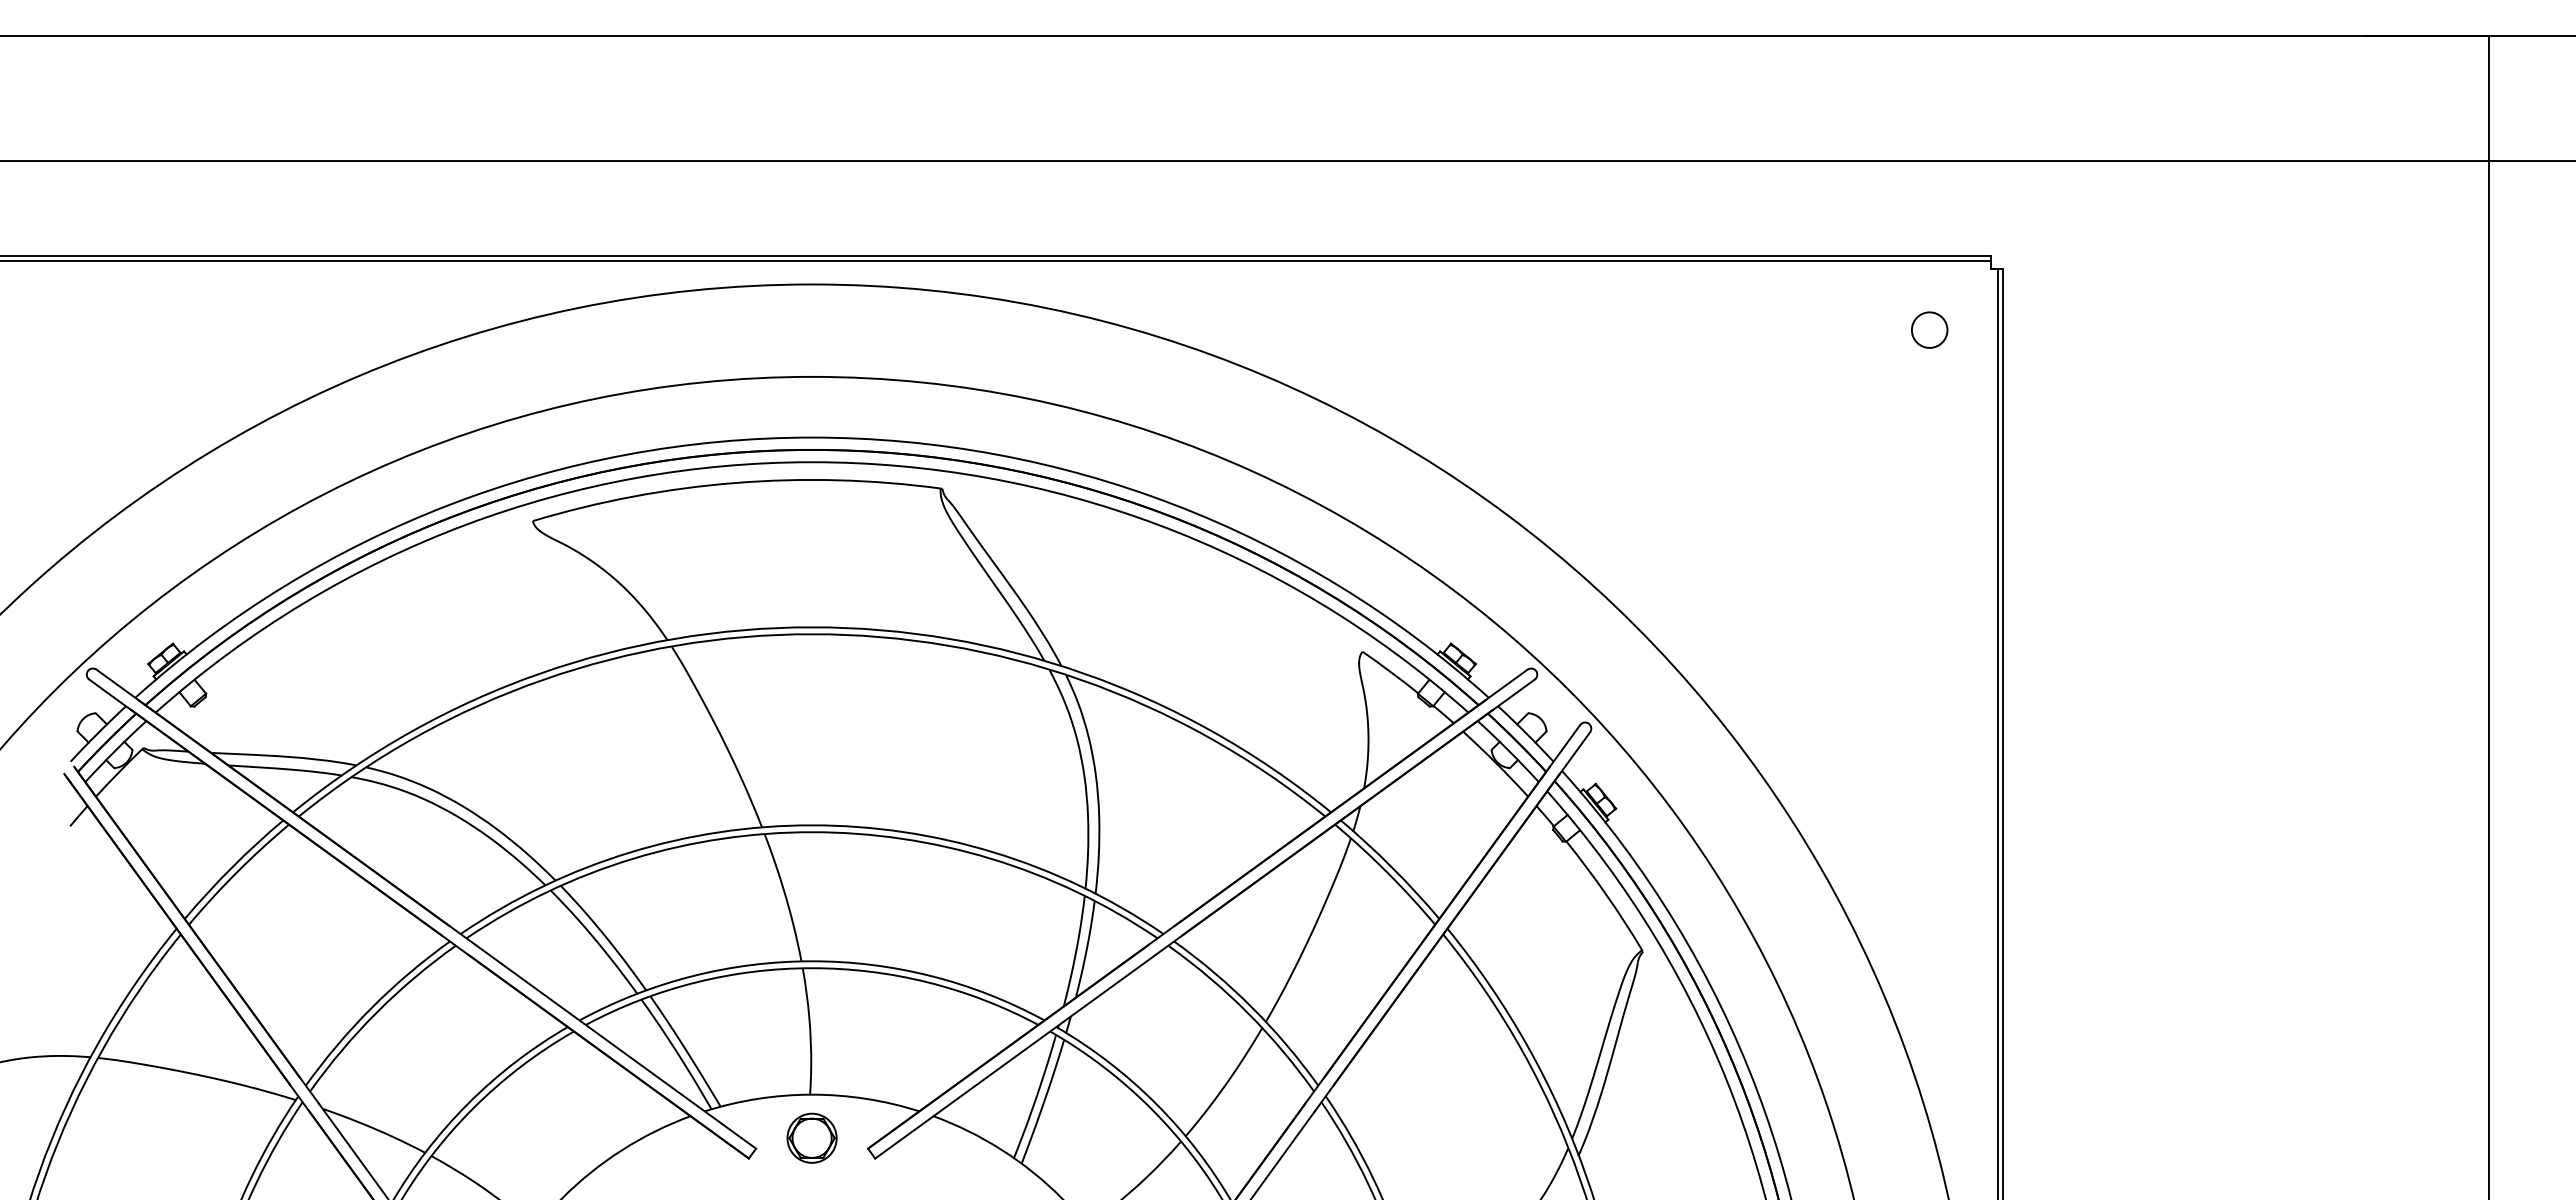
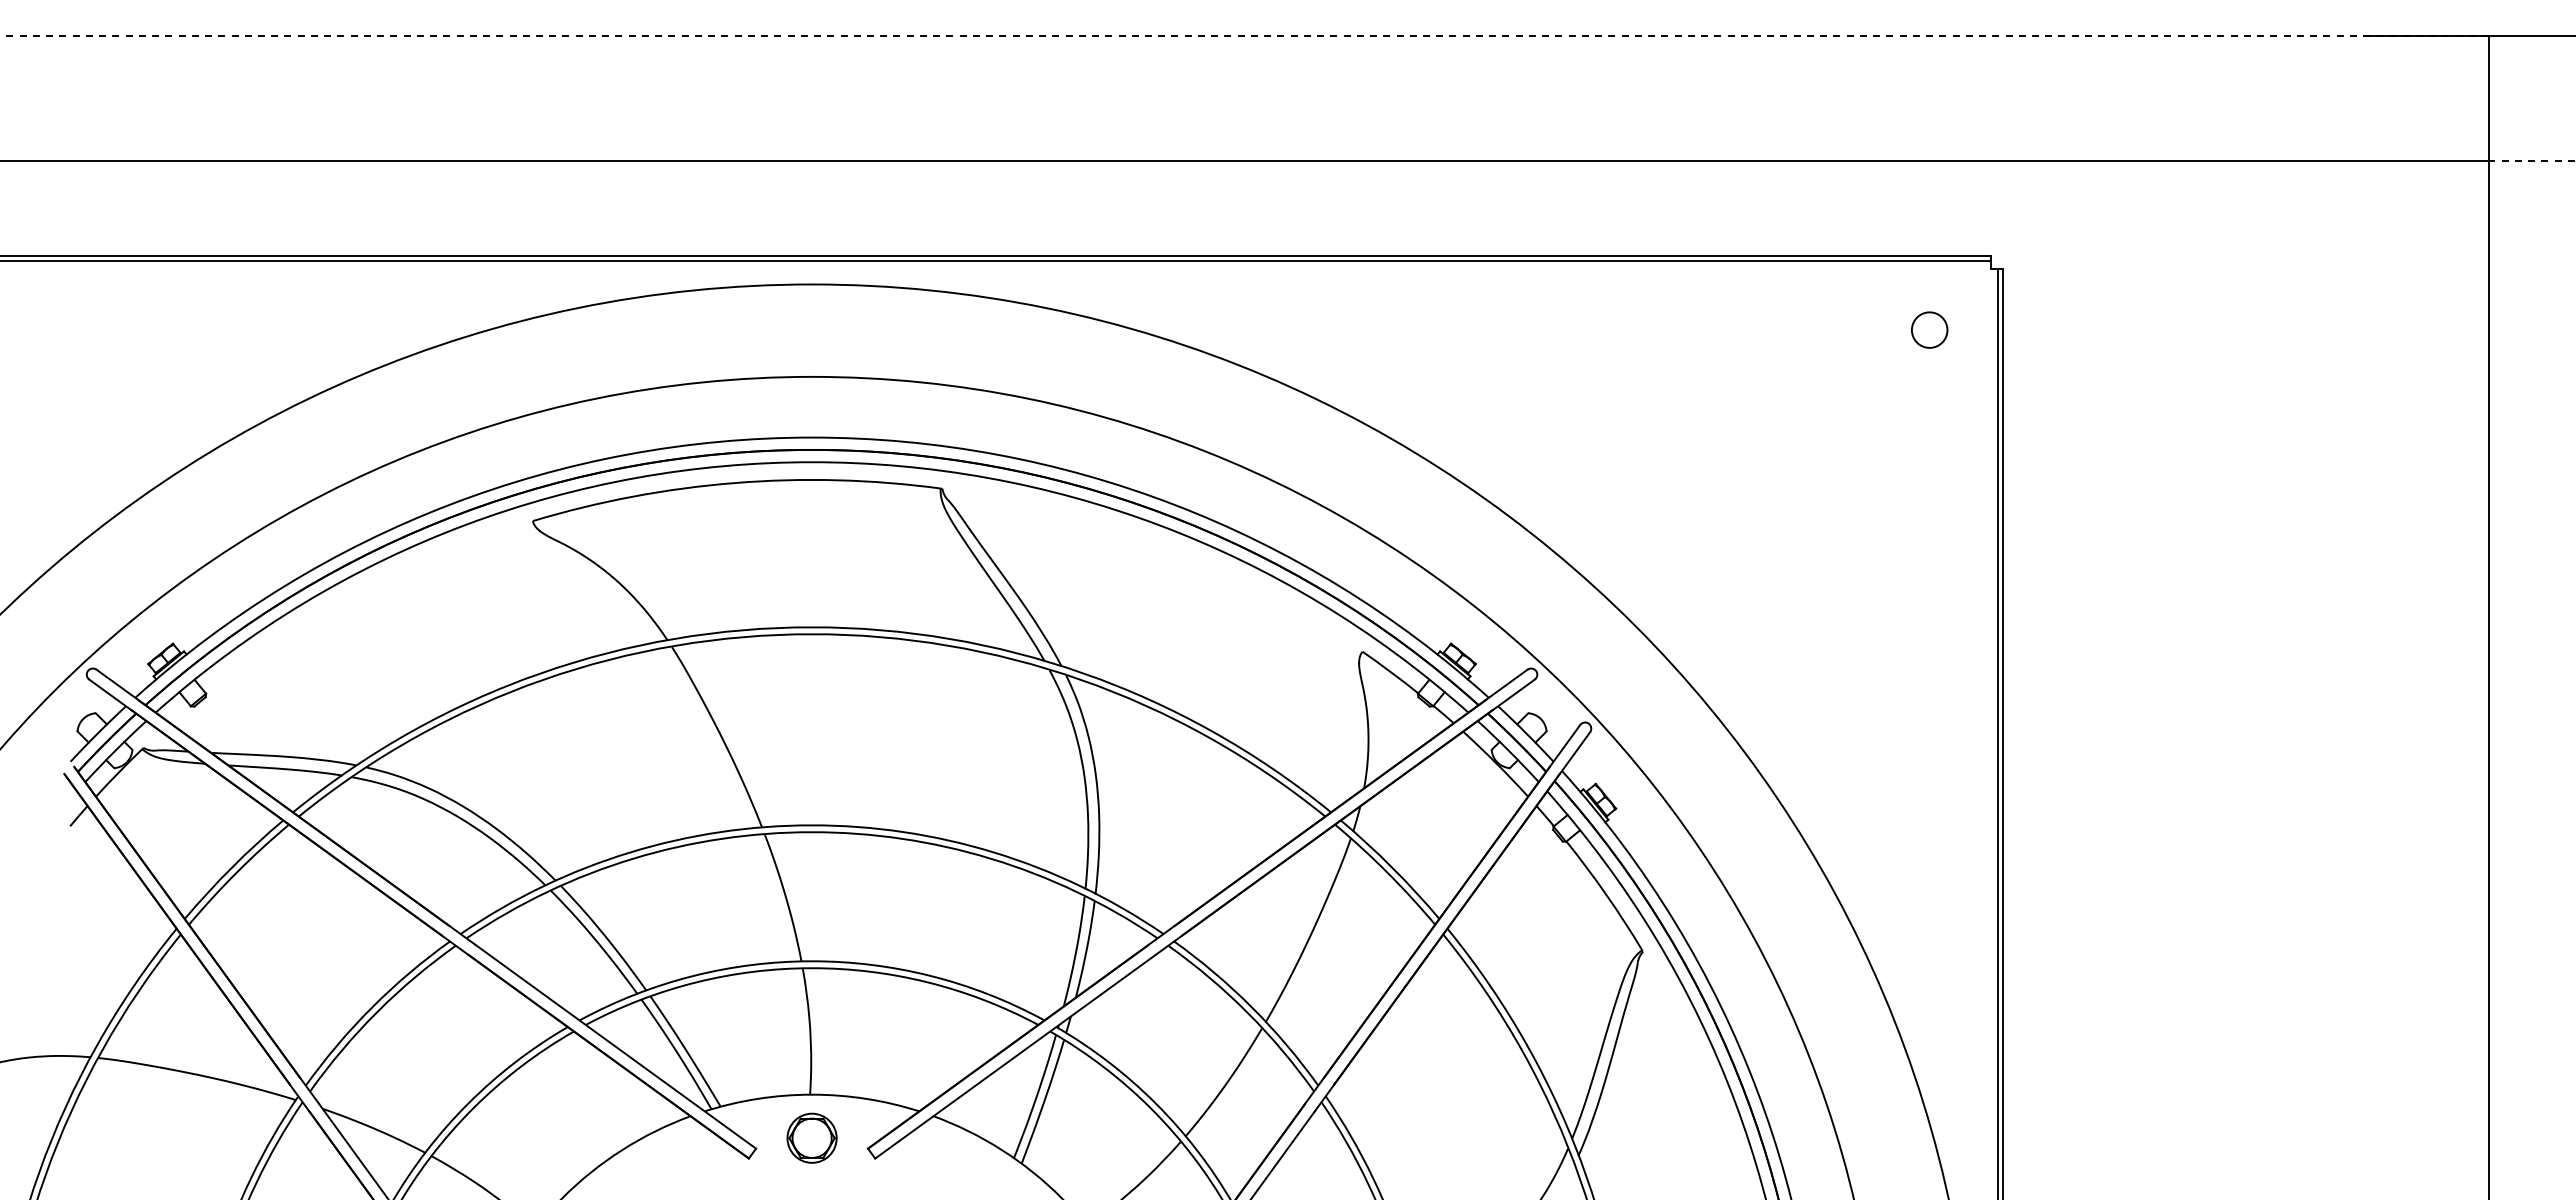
line: solid -> dashed (1244, 36)
line: solid -> dashed (2532, 160)
